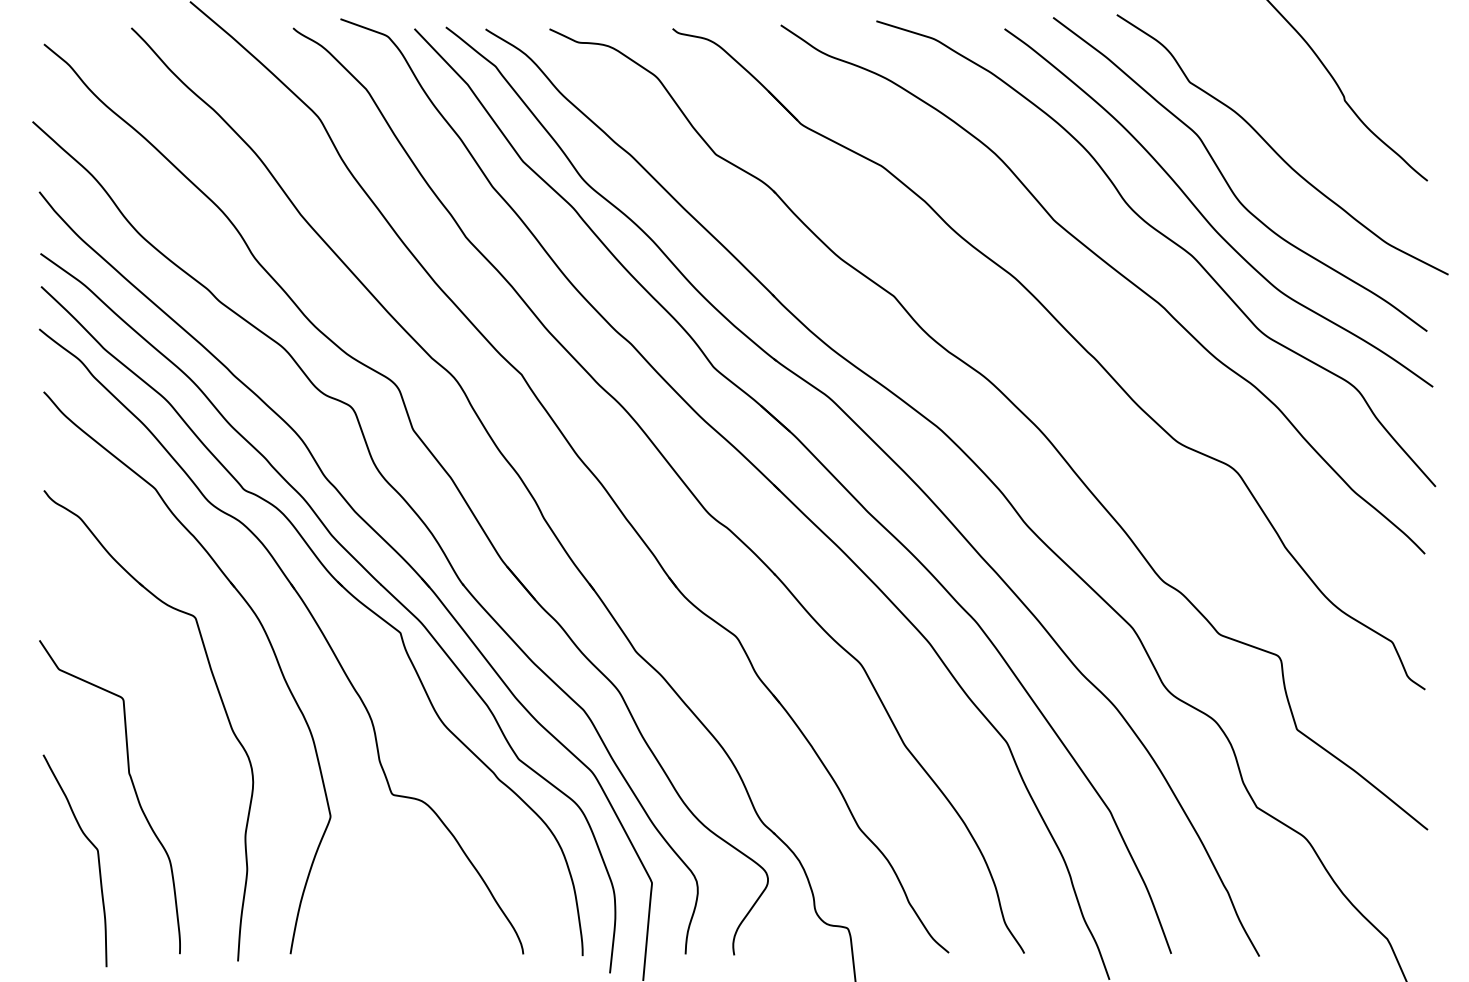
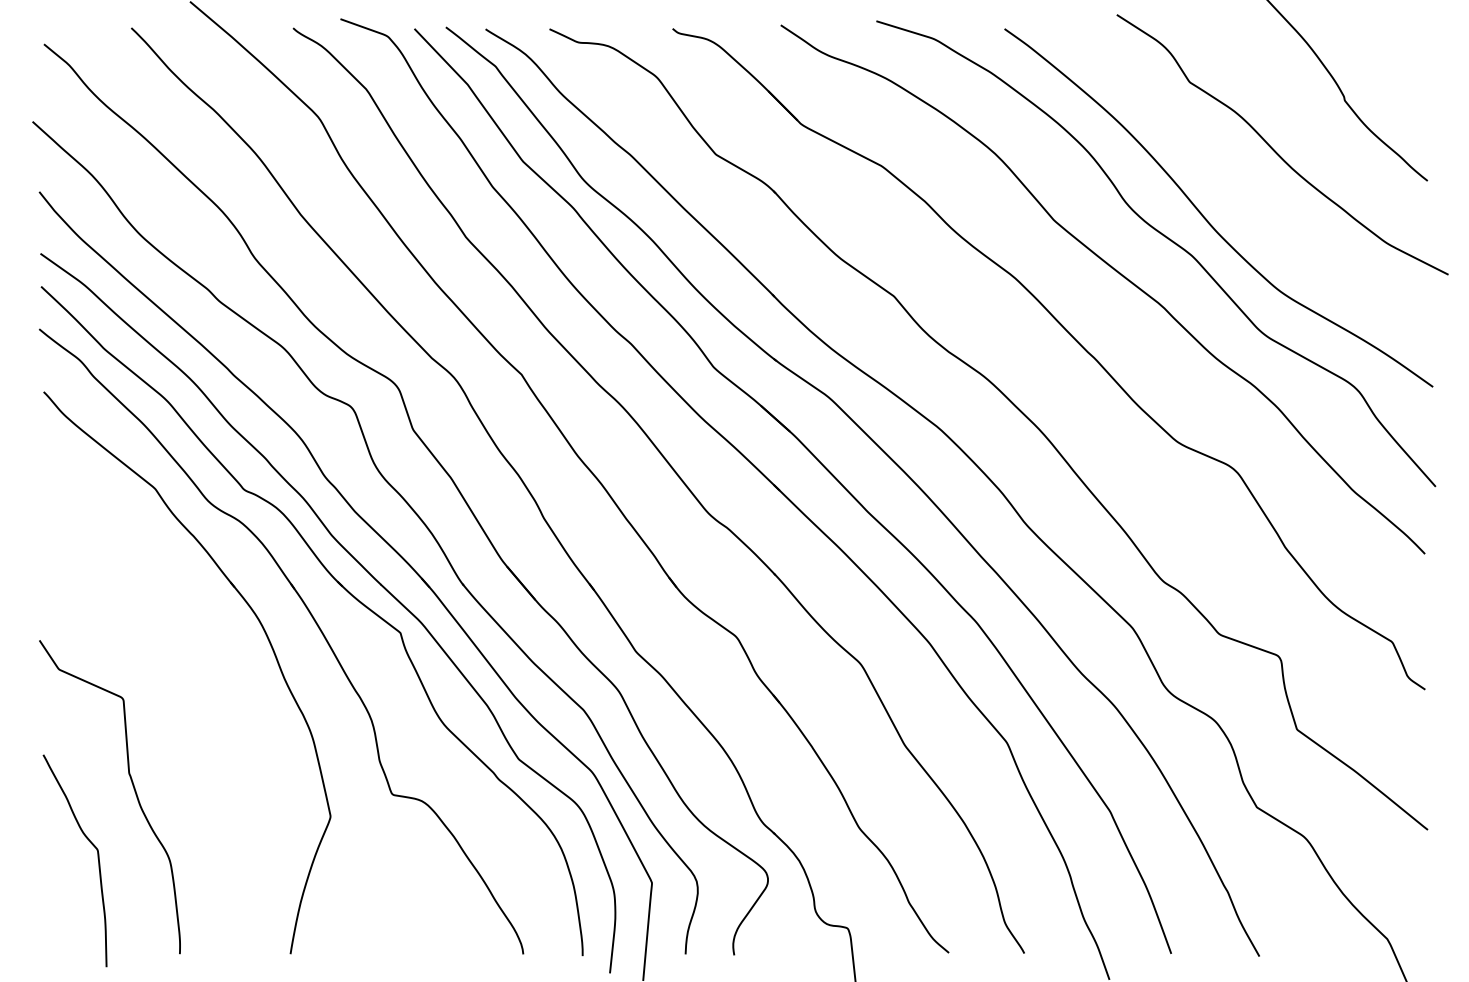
curve: present -> none (1227, 181)
part: present -> none (219, 697)
